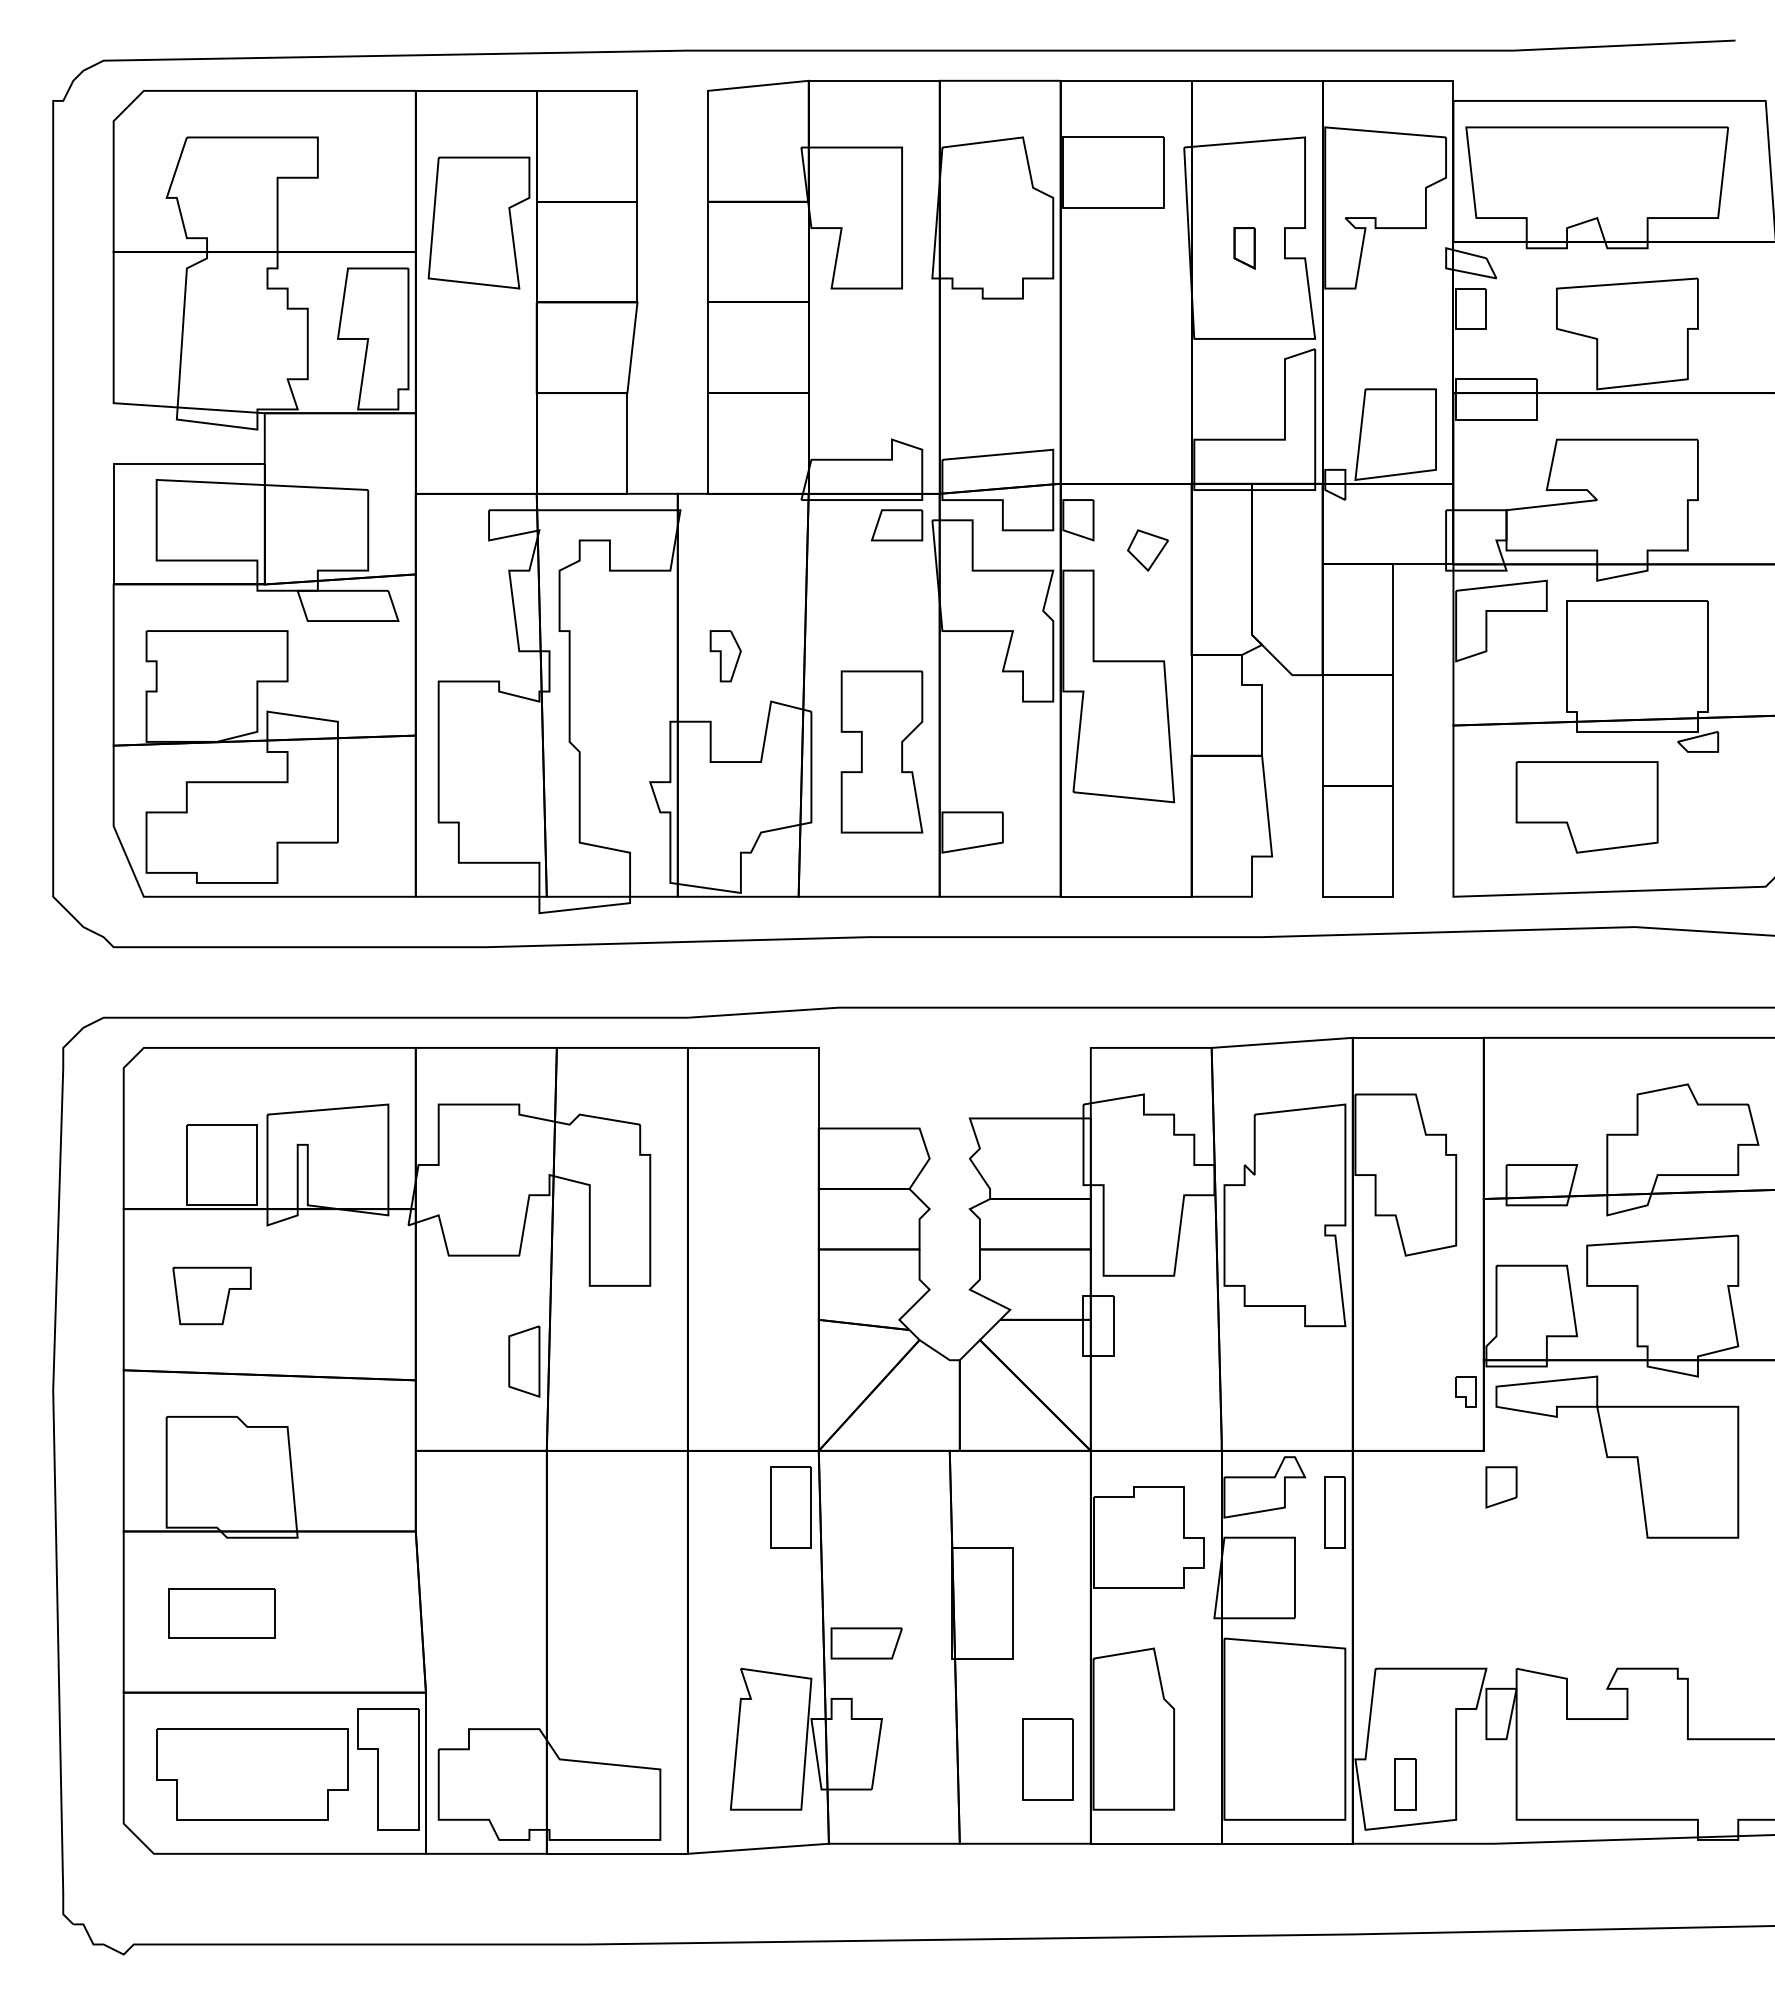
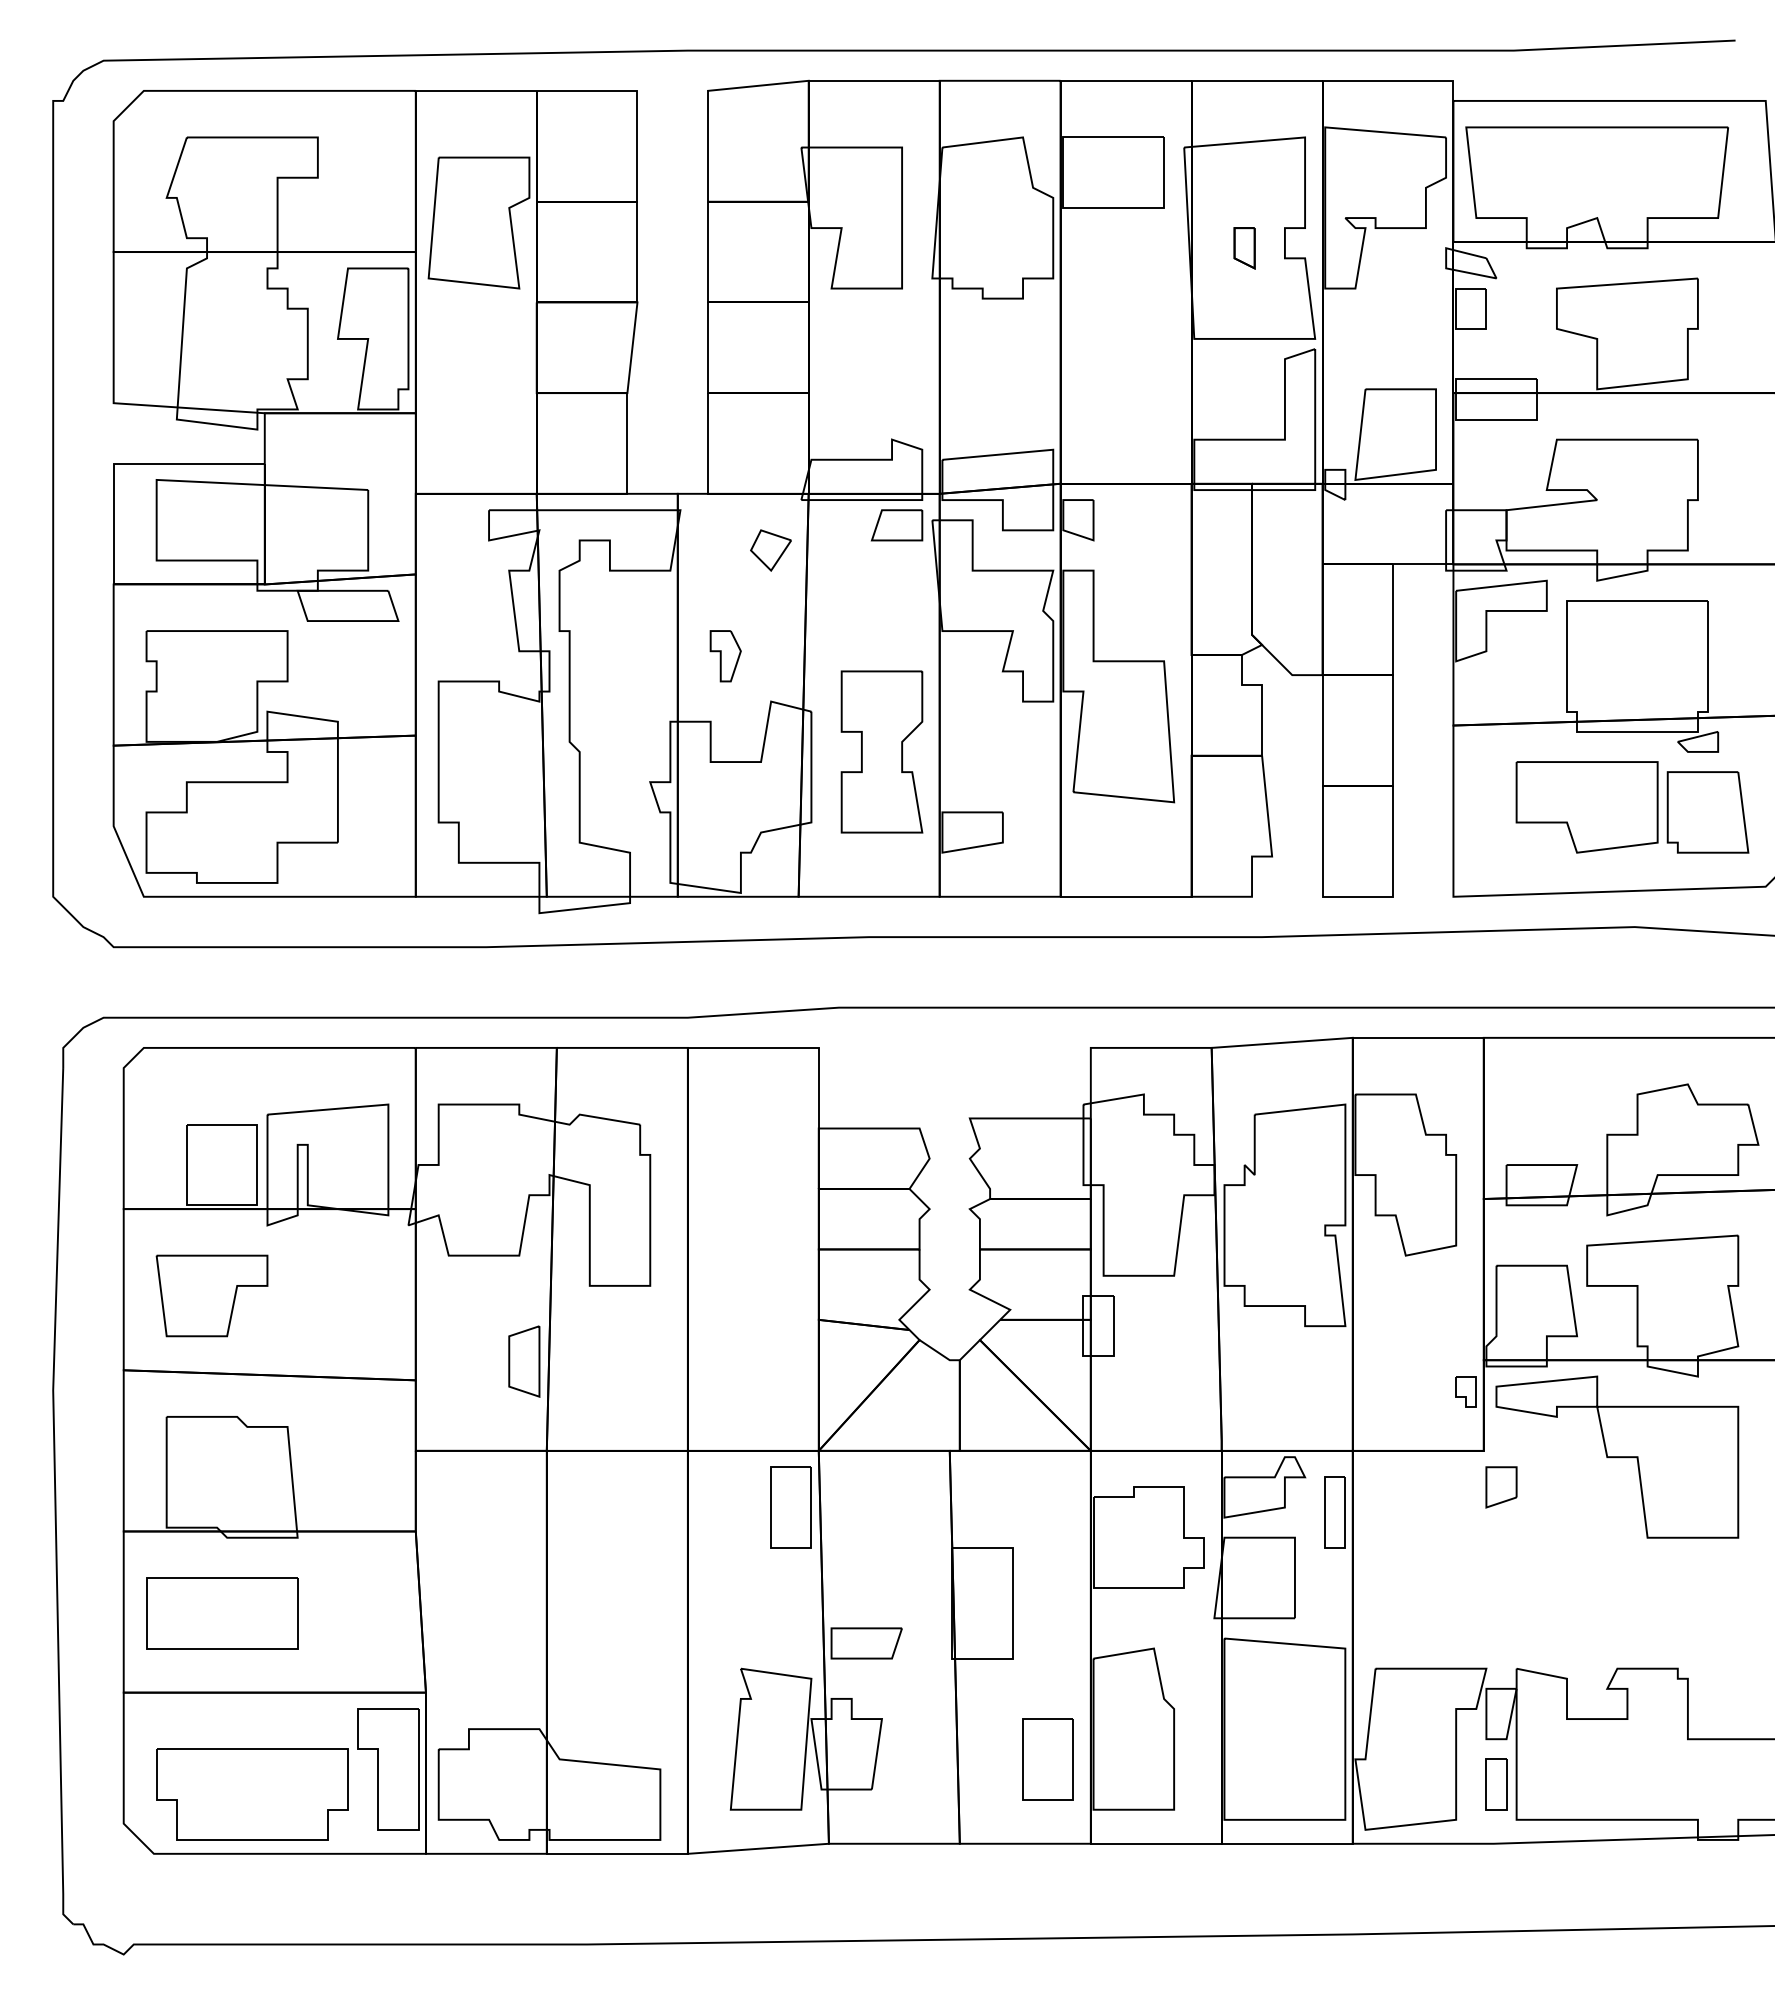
part position: (1147, 550) -> (770, 550) (770, 550)
part: none -> present (1707, 812)
part size: 80x60 px -> 114x84 px (211, 1295)
part size: 108x51 px -> 153x73 px (222, 1613)
part position: (252, 1774) -> (252, 1794) (252, 1794)
part position: (1405, 1784) -> (1496, 1784) (1496, 1784)
